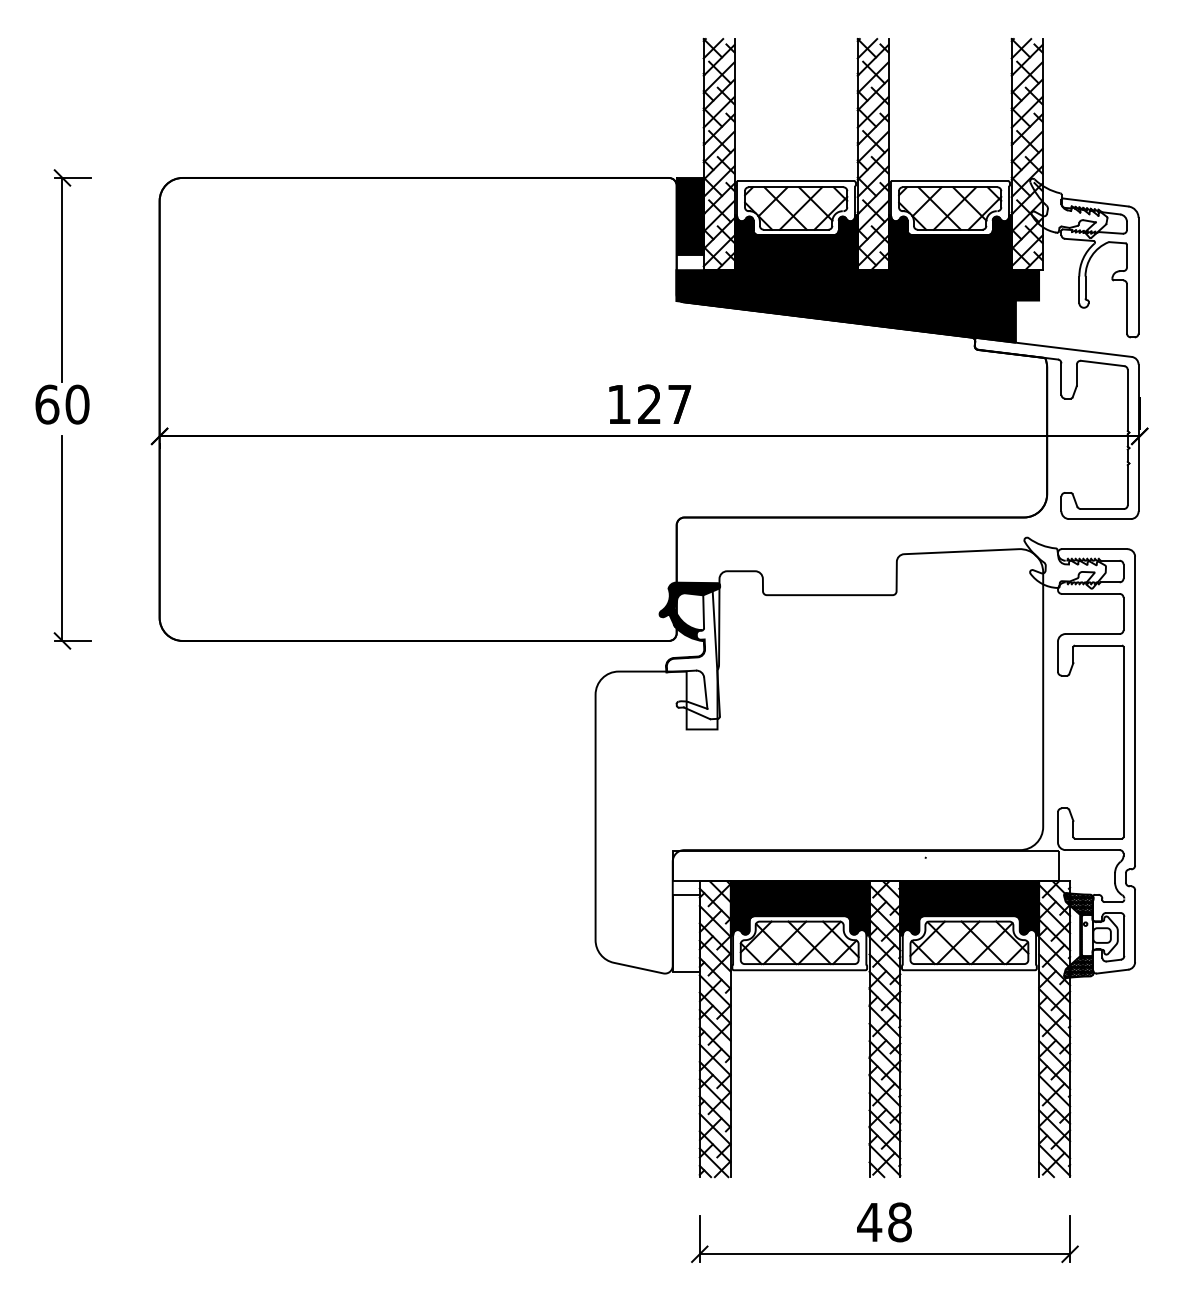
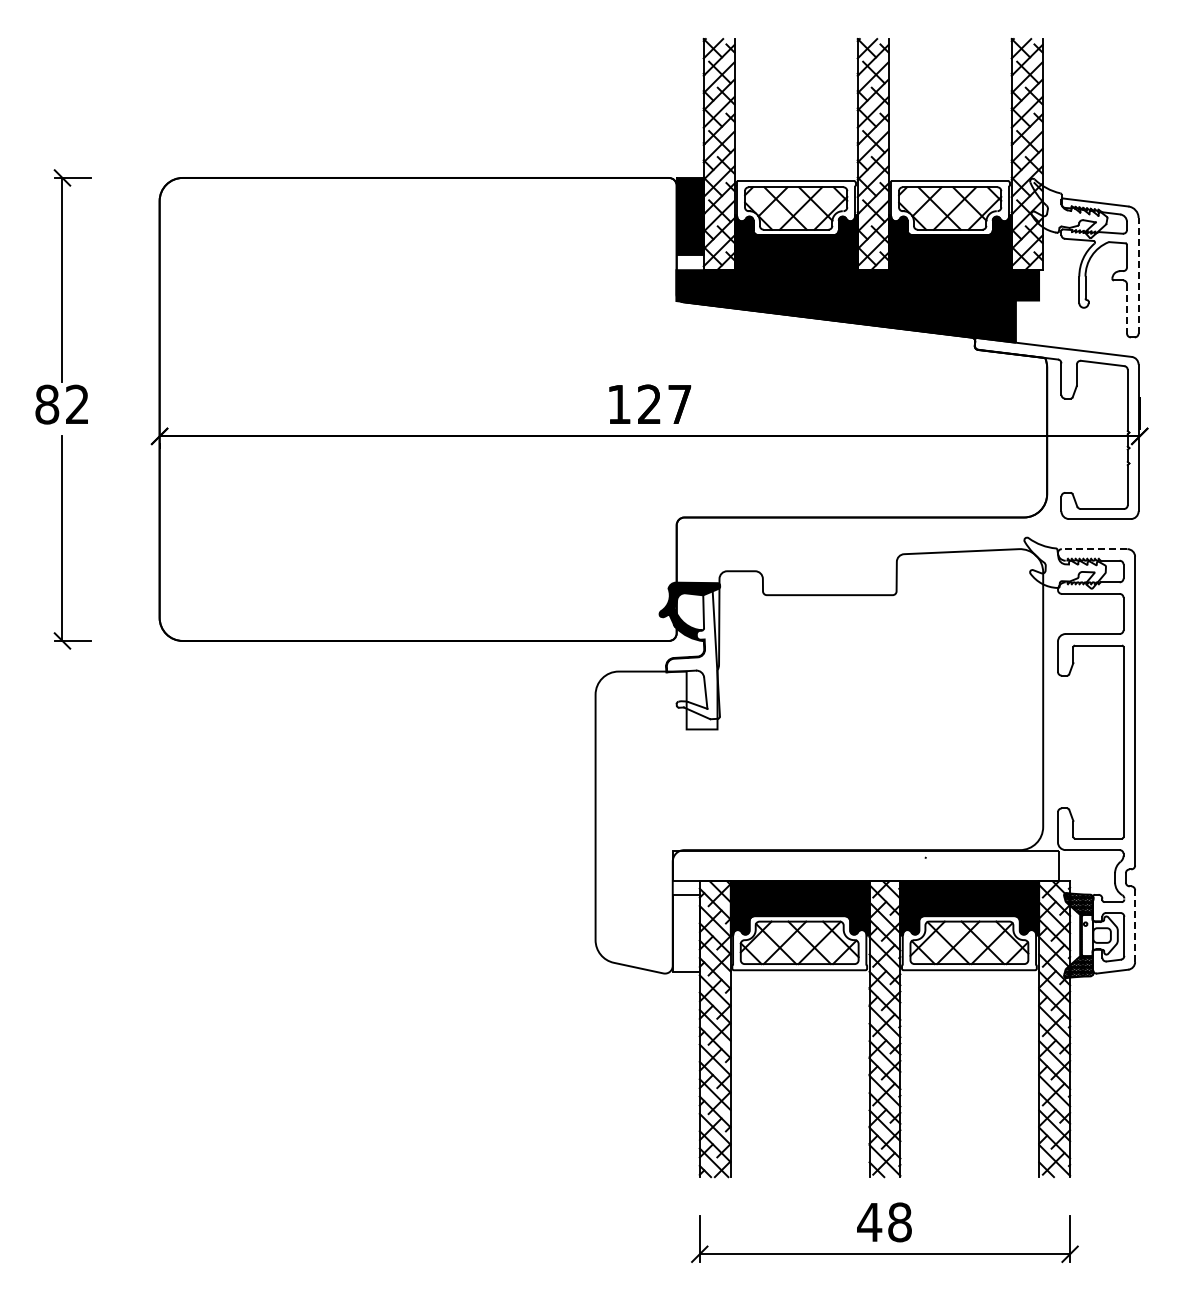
line: solid -> dashed (1138, 275)
line: solid -> dashed (1127, 308)
text: 60 -> 82 (62, 404)
line: solid -> dashed (1094, 549)
line: solid -> dashed (1135, 926)
